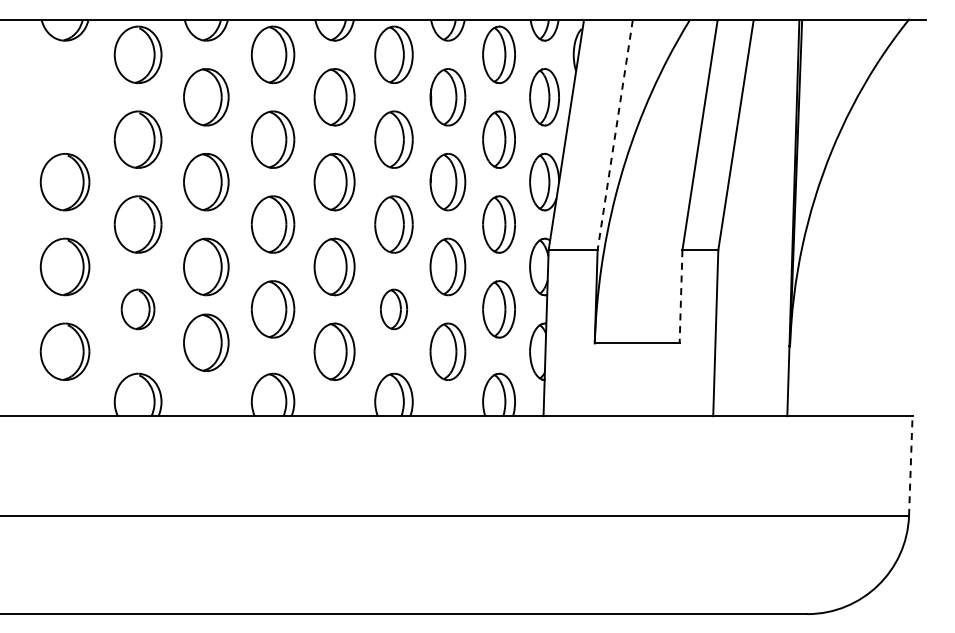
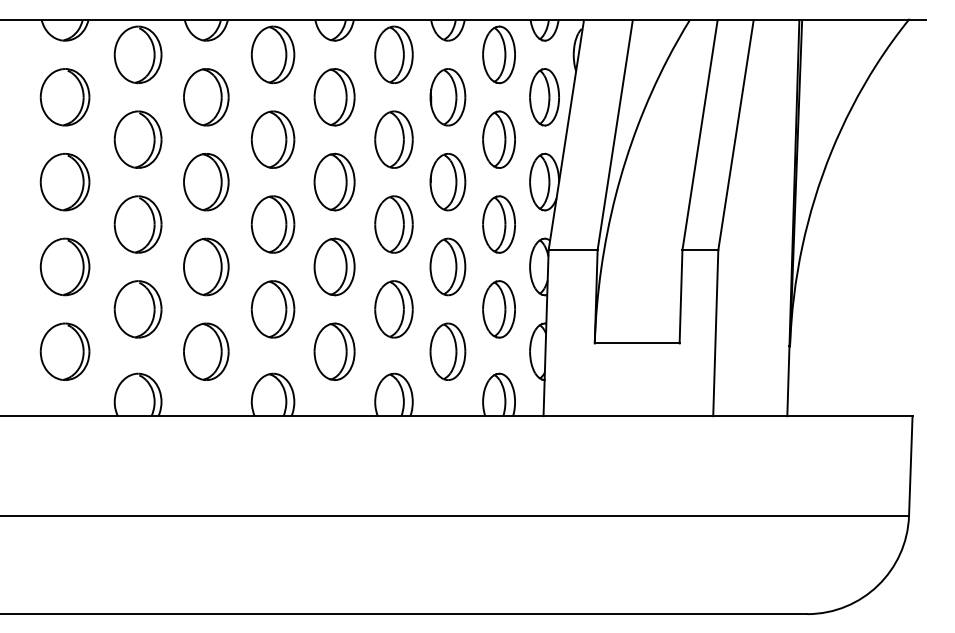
part: none -> present (64, 97)
line: dashed -> solid (615, 135)
line: dashed -> solid (681, 296)
part size: 36x43 px -> 50x59 px (137, 309)
part size: 28x43 px -> 40x59 px (393, 309)
part position: (206, 342) -> (206, 351) (206, 351)
line: dashed -> solid (910, 466)
